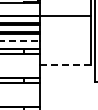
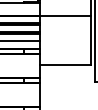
line: dashed -> solid (20, 40)
line: dashed -> solid (65, 65)
